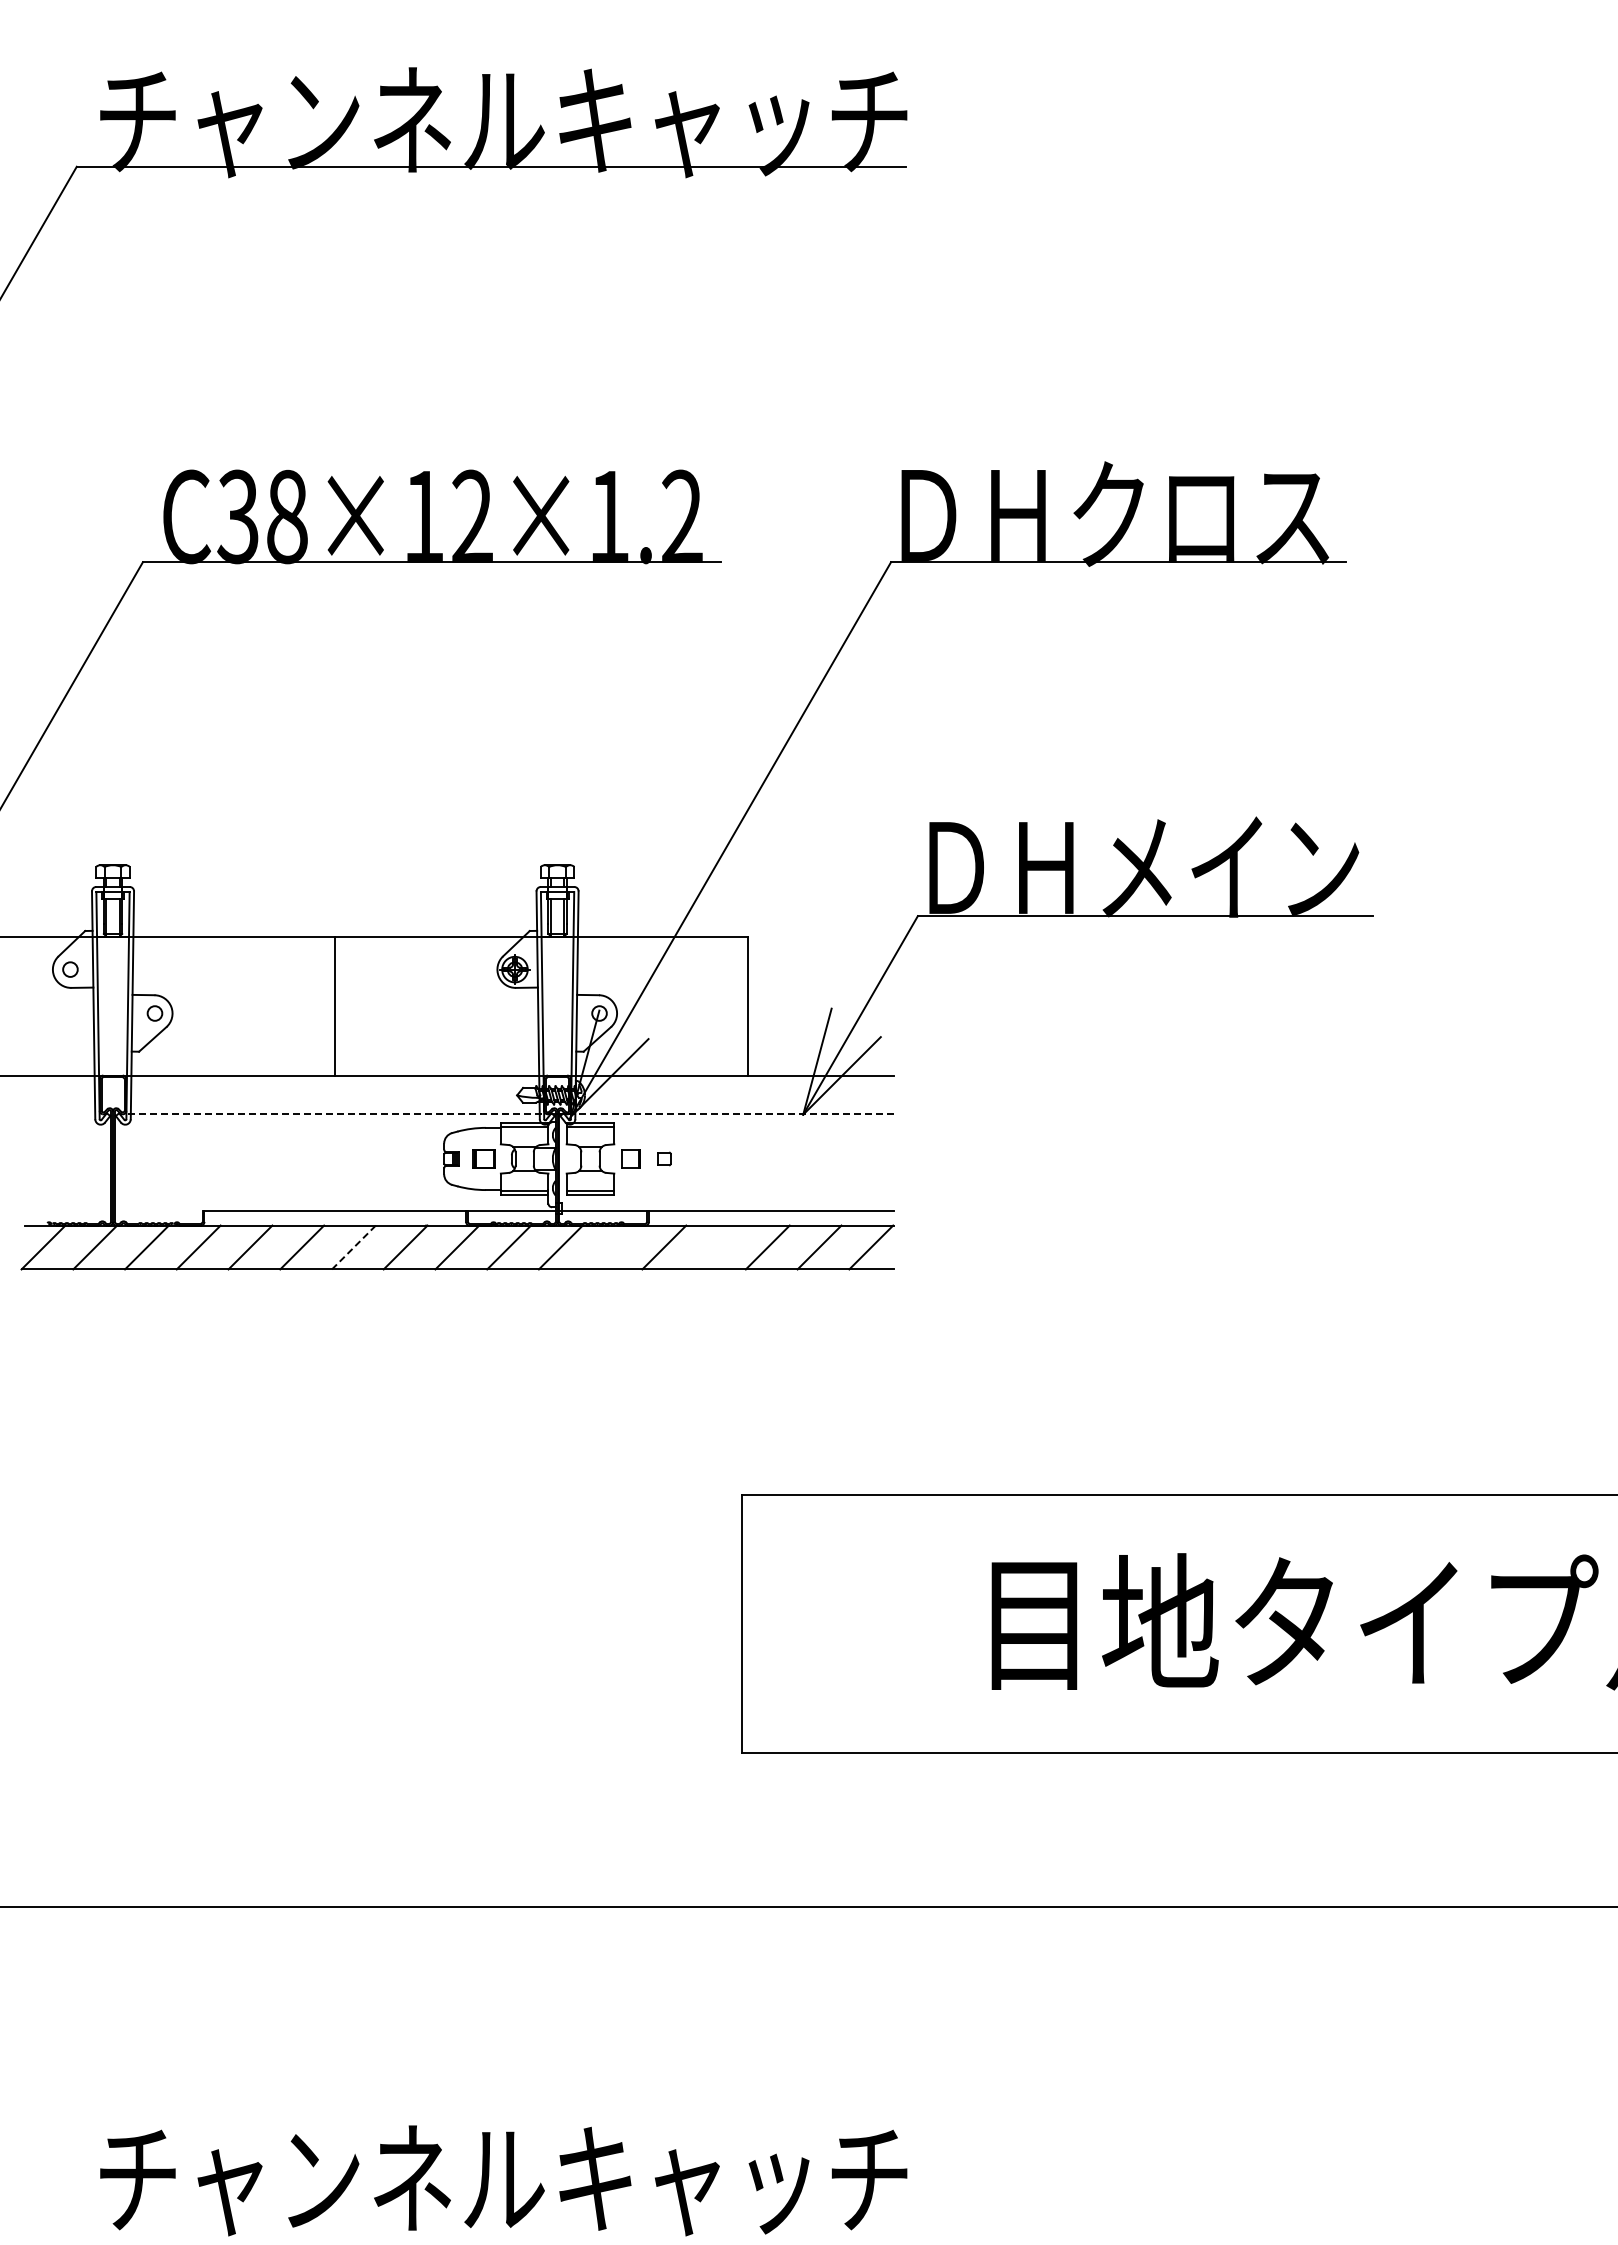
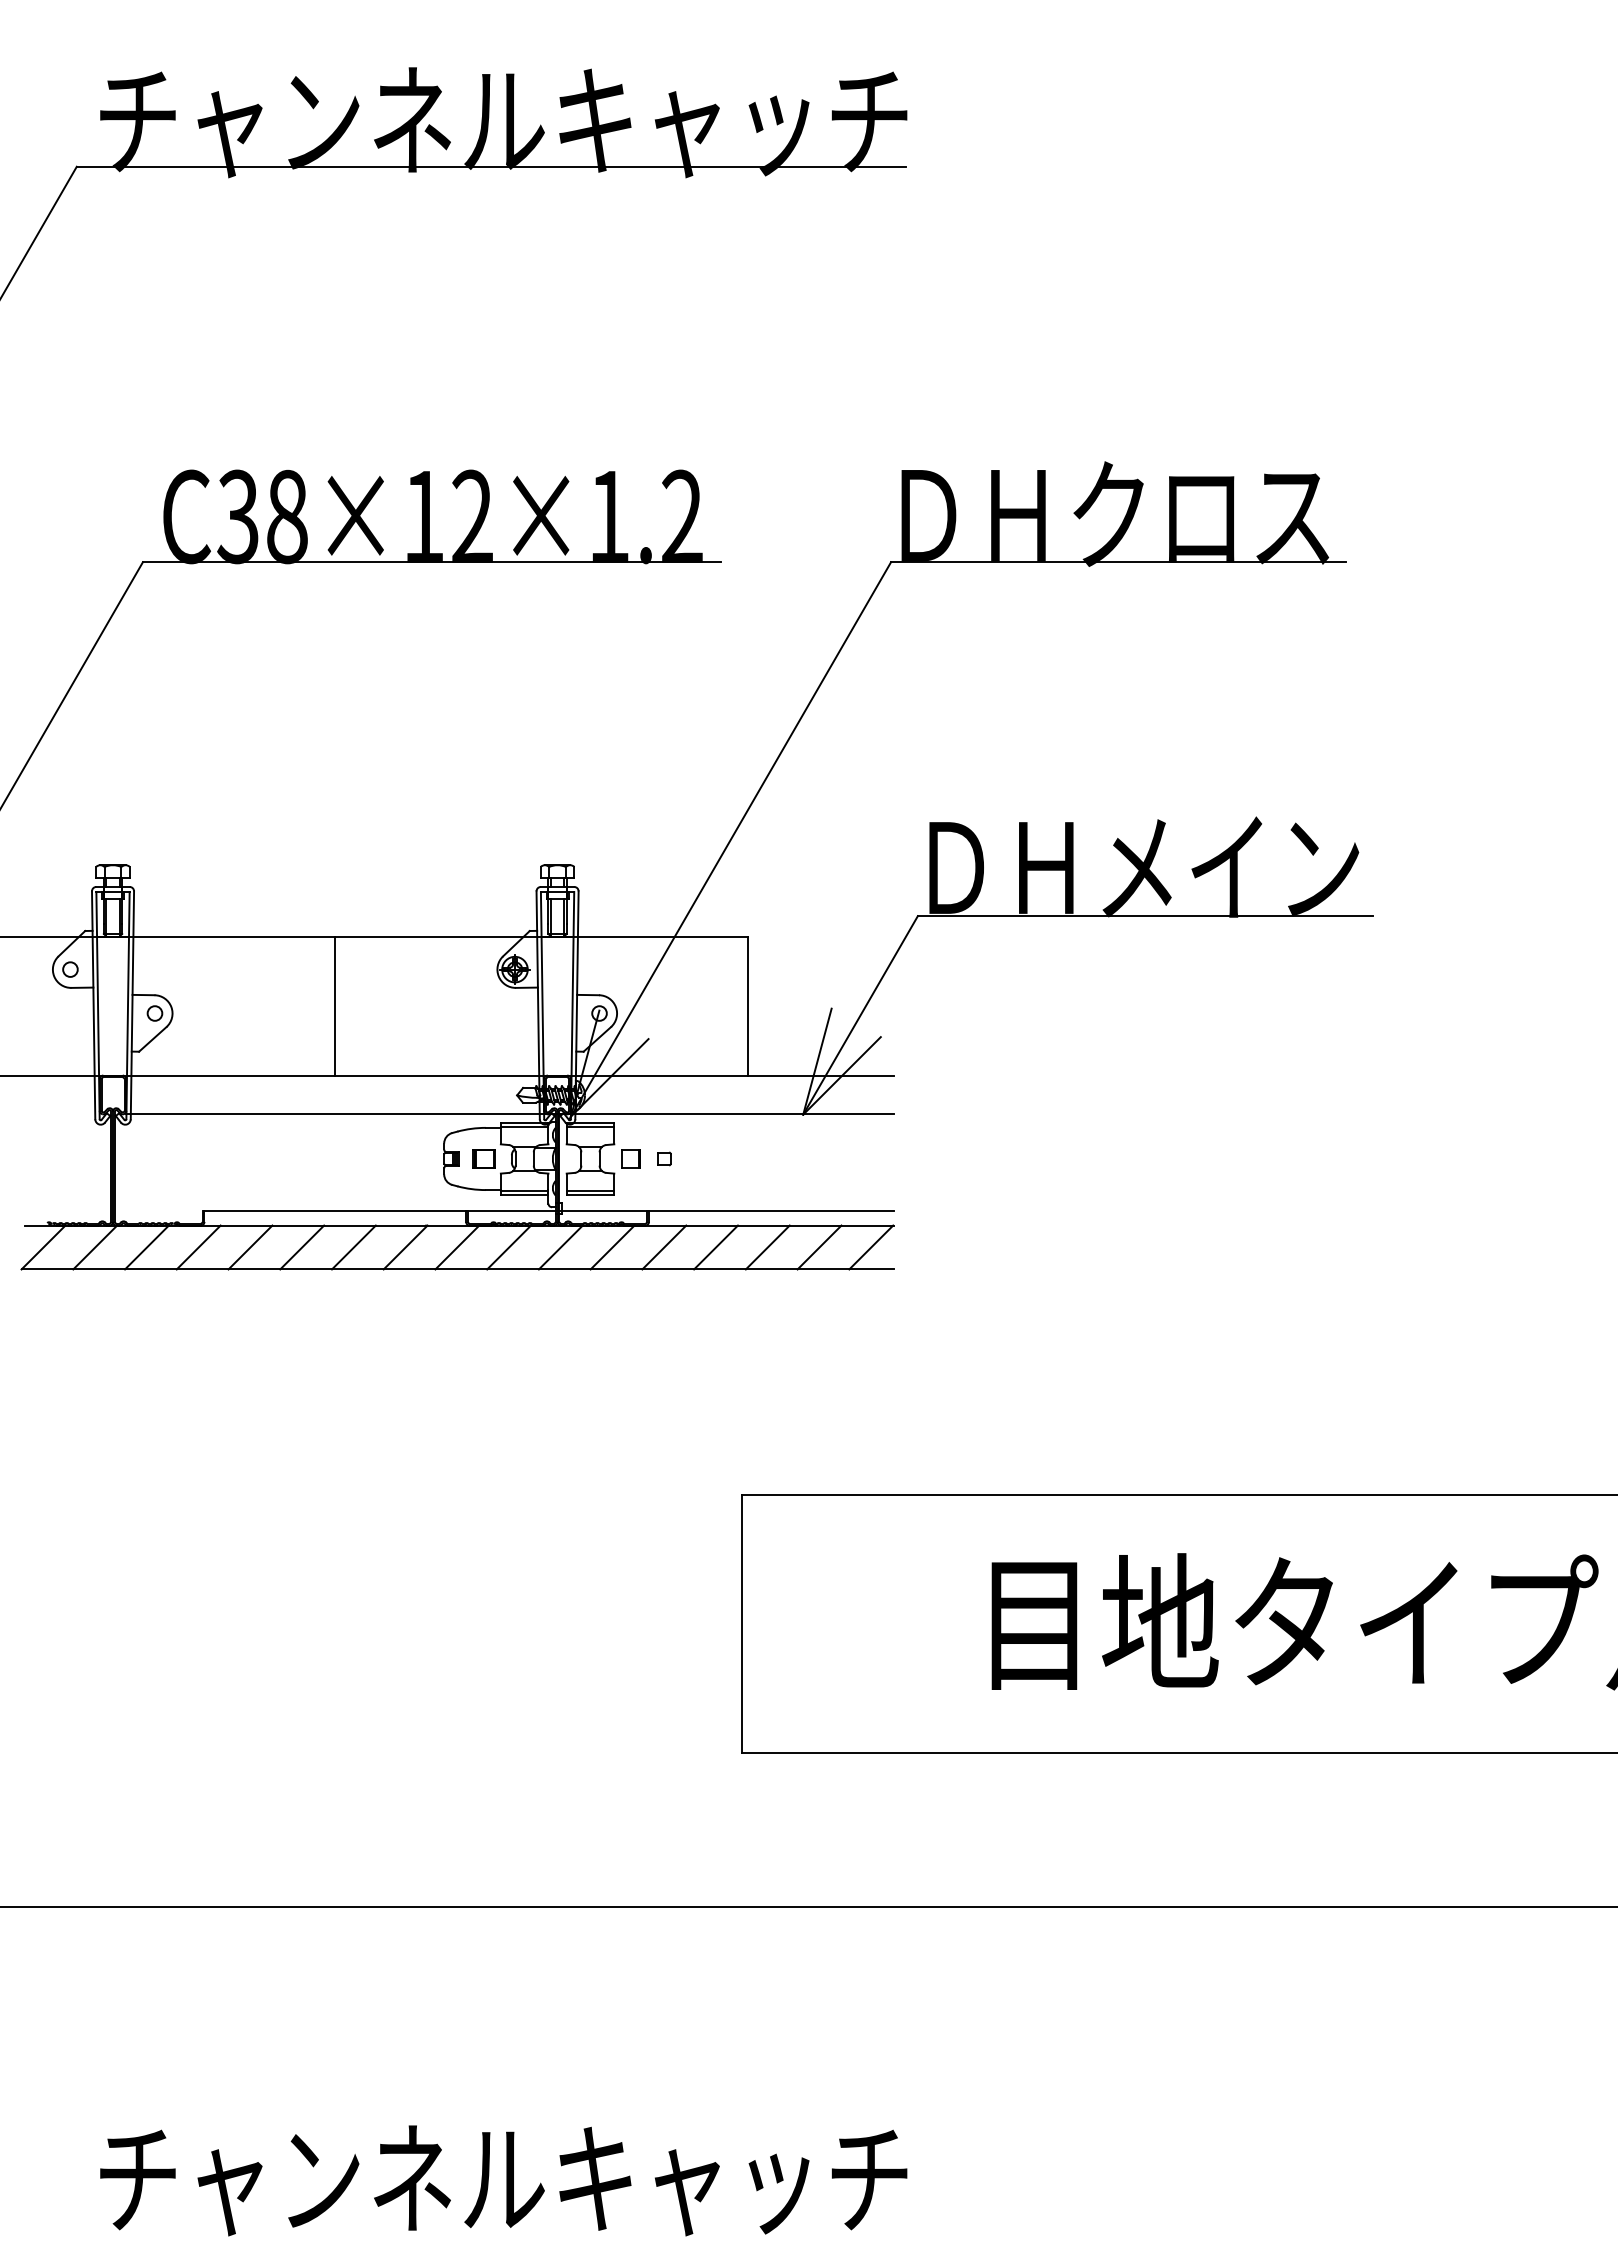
line: dashed -> solid (510, 1114)
line: dashed -> solid (354, 1247)
line: none -> present (612, 1247)
line: none -> present (716, 1247)
